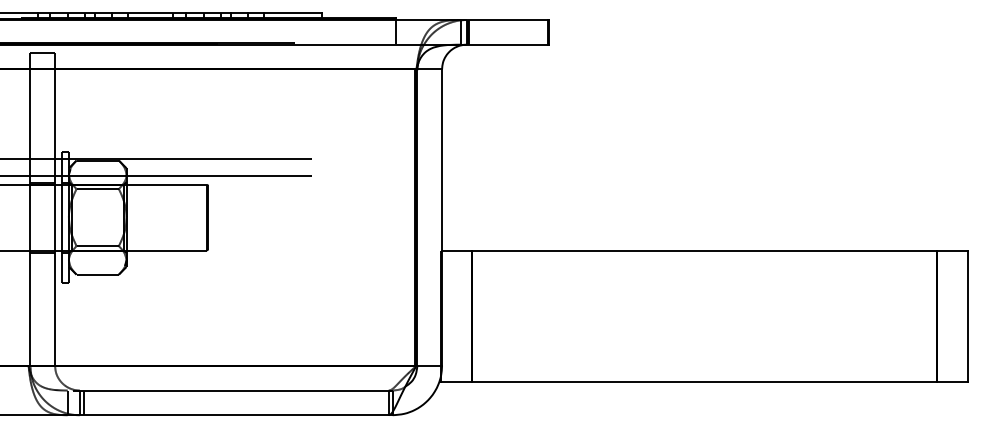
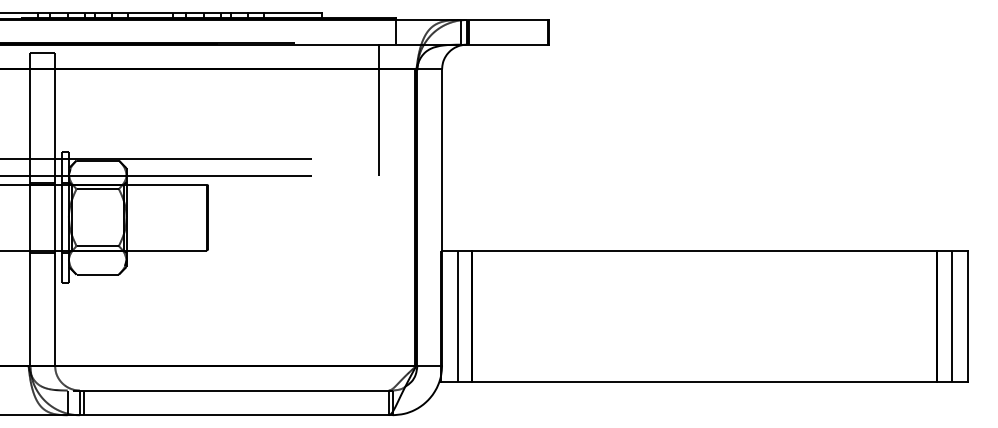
line: none -> present (379, 109)
line: none -> present (457, 316)
line: none -> present (951, 316)
